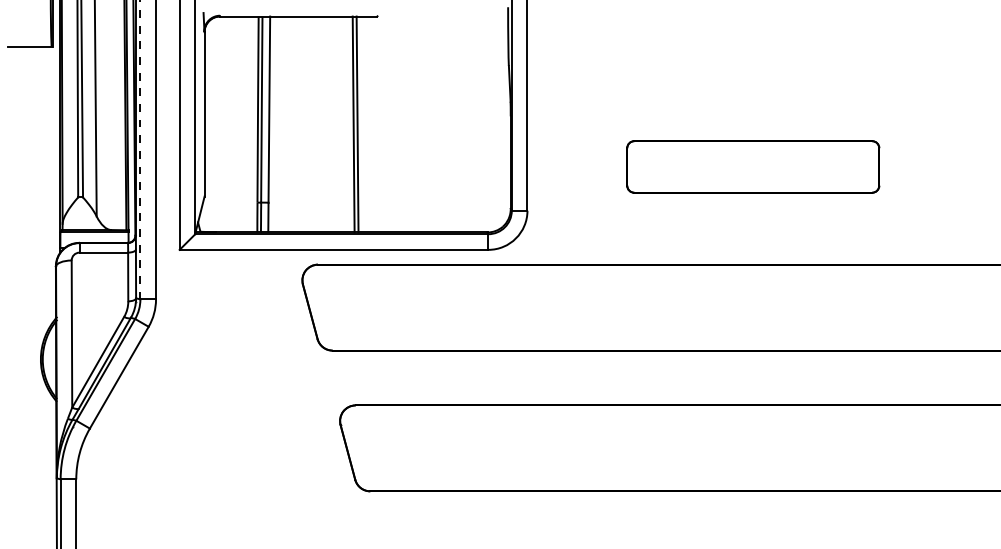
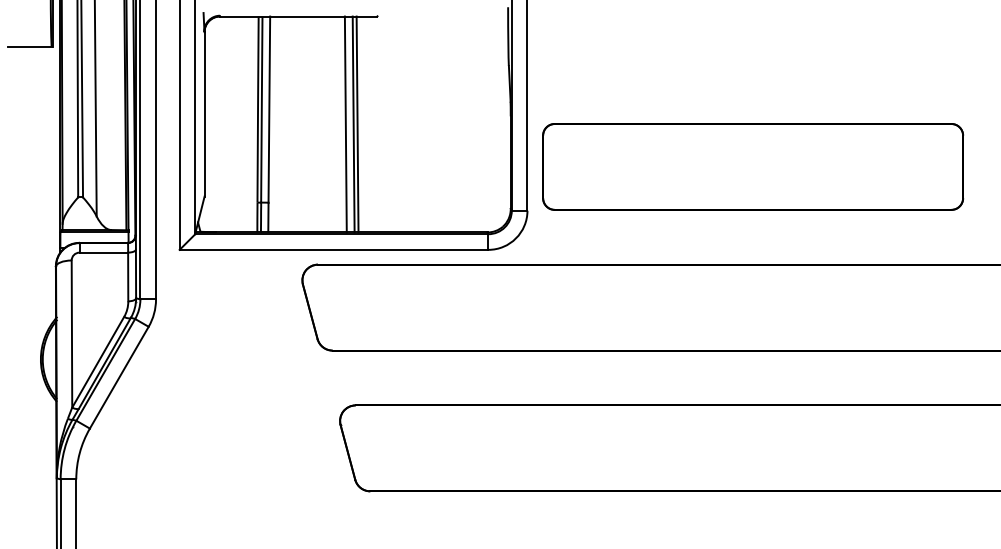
line: none -> present (345, 124)
line: dashed -> solid (140, 149)
part size: 255x54 px -> 423x88 px (753, 166)
